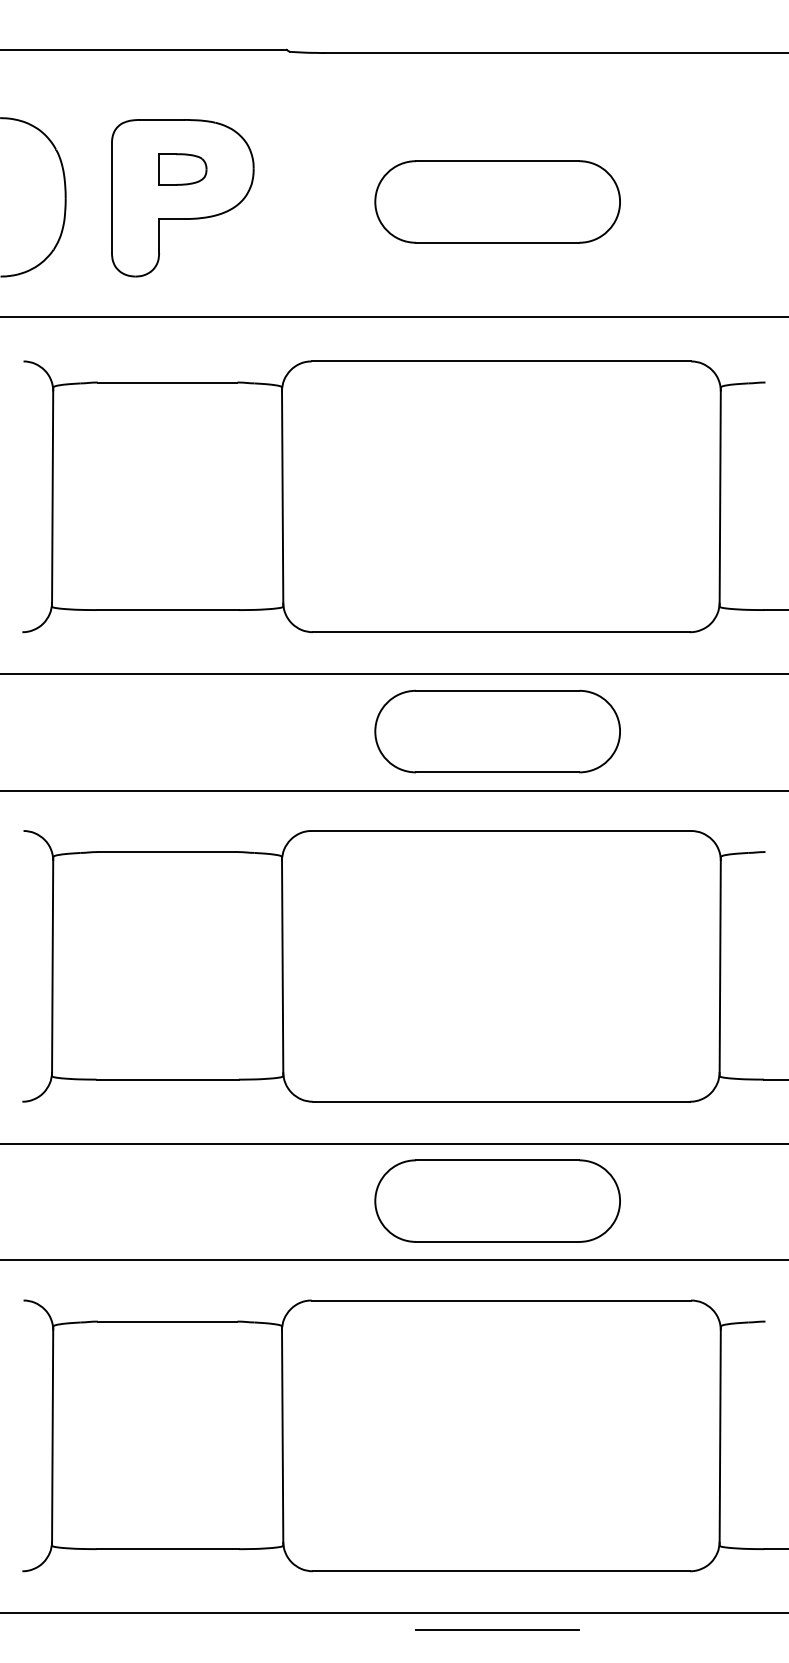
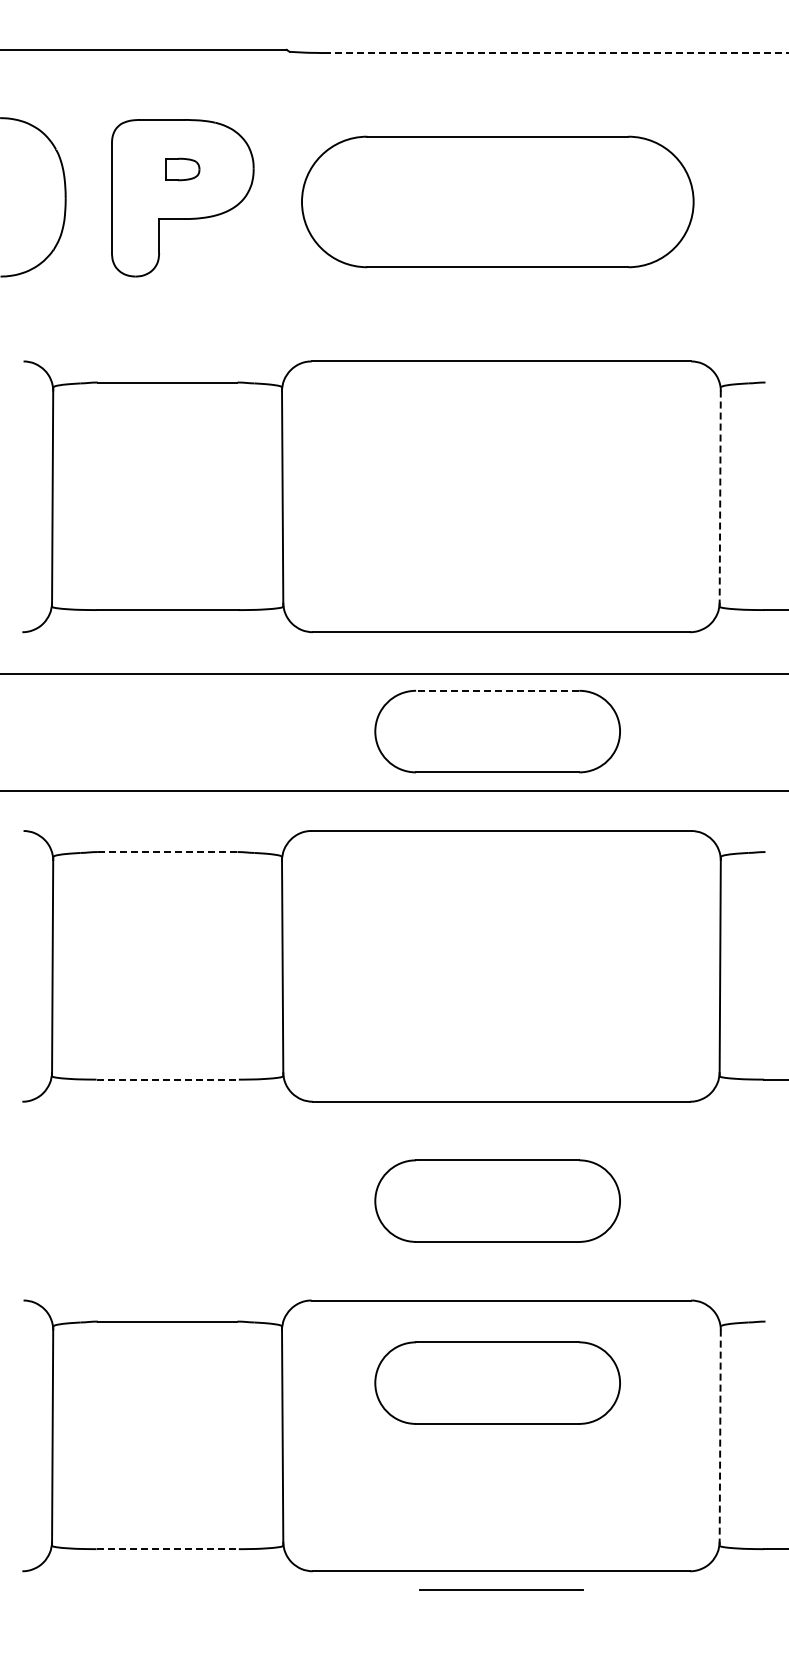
line: solid -> dashed (556, 53)
part size: 50x33 px -> 36x25 px (182, 169)
part size: 247x84 px -> 394x134 px (497, 201)
line: present -> none (393, 316)
line: solid -> dashed (720, 496)
line: solid -> dashed (497, 690)
line: solid -> dashed (167, 852)
line: solid -> dashed (168, 1079)
line: present -> none (393, 1143)
line: present -> none (393, 1260)
part: none -> present (497, 1382)
line: solid -> dashed (720, 1436)
line: solid -> dashed (168, 1549)
line: present -> none (393, 1613)
line position: (497, 1629) -> (501, 1589) (501, 1589)
